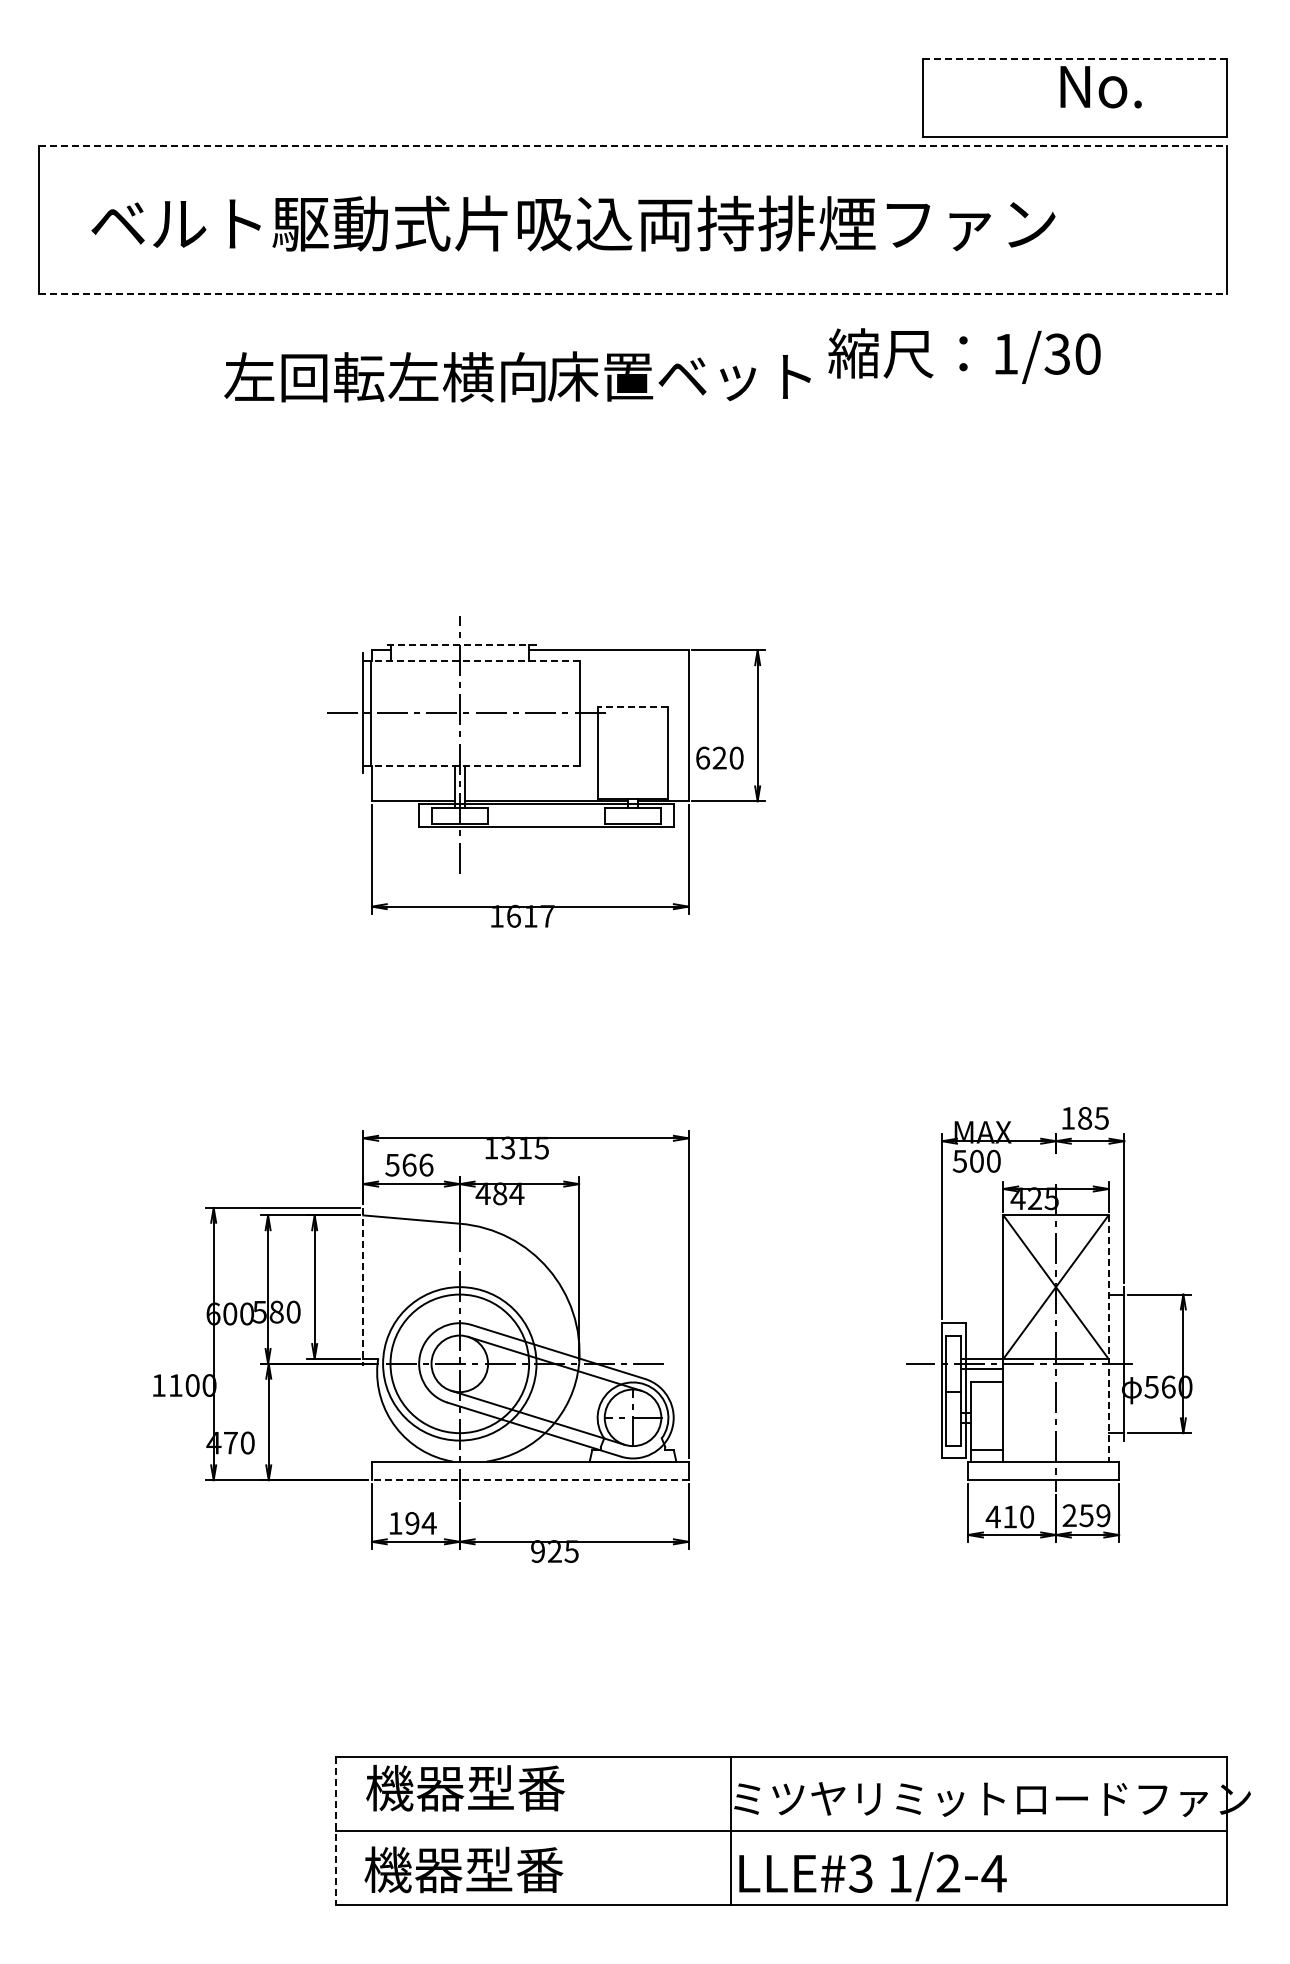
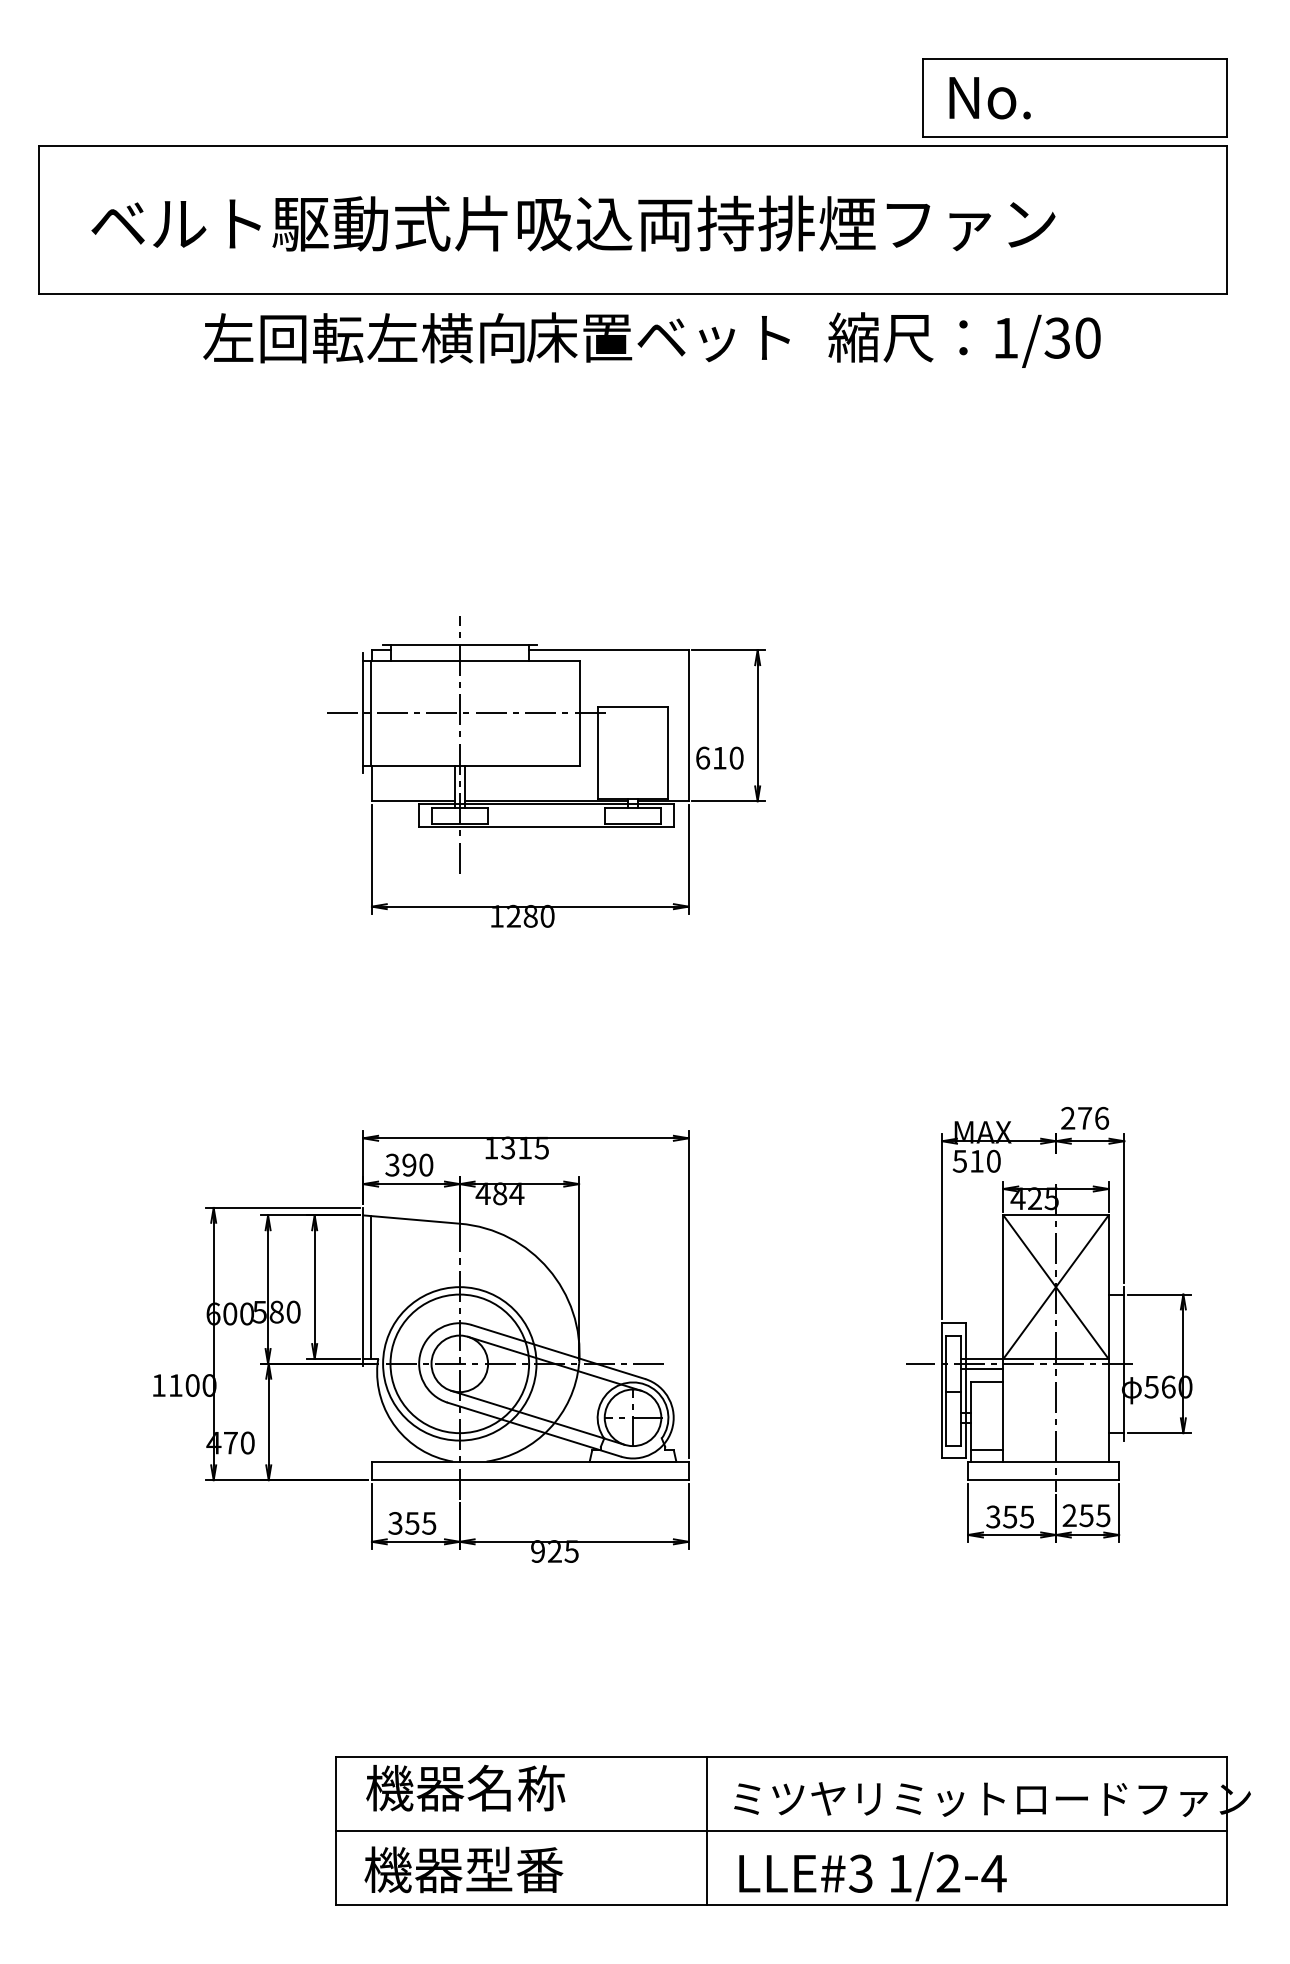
line: dashed -> solid (1074, 58)
text position: (1100, 87) -> (989, 98) (989, 98)
line: dashed -> solid (632, 145)
line: dashed -> solid (632, 294)
text position: (964, 355) -> (964, 339) (964, 339)
text position: (517, 376) -> (496, 337) (496, 337)
line: dashed -> solid (459, 645)
line: dashed -> solid (470, 660)
line: dashed -> solid (632, 707)
text: 620 -> 610 (719, 757)
line: dashed -> solid (470, 765)
text: 1617 -> 1280 (530, 915)
text: 185 -> 276 (1085, 1117)
text: 500 -> 510 (976, 1160)
text: 566 -> 390 (409, 1164)
line: dashed -> solid (363, 1287)
line: none -> present (370, 1287)
line: dashed -> solid (1108, 1339)
line: dashed -> solid (529, 1480)
text: 259 -> 255 (1103, 1515)
text: 410 -> 355 (1009, 1516)
text: 194 -> 355 (412, 1523)
text: 機器型番 -> 機器名称 (516, 1787)
line position: (731, 1830) -> (707, 1830) (707, 1830)
line: dashed -> solid (335, 1831)
